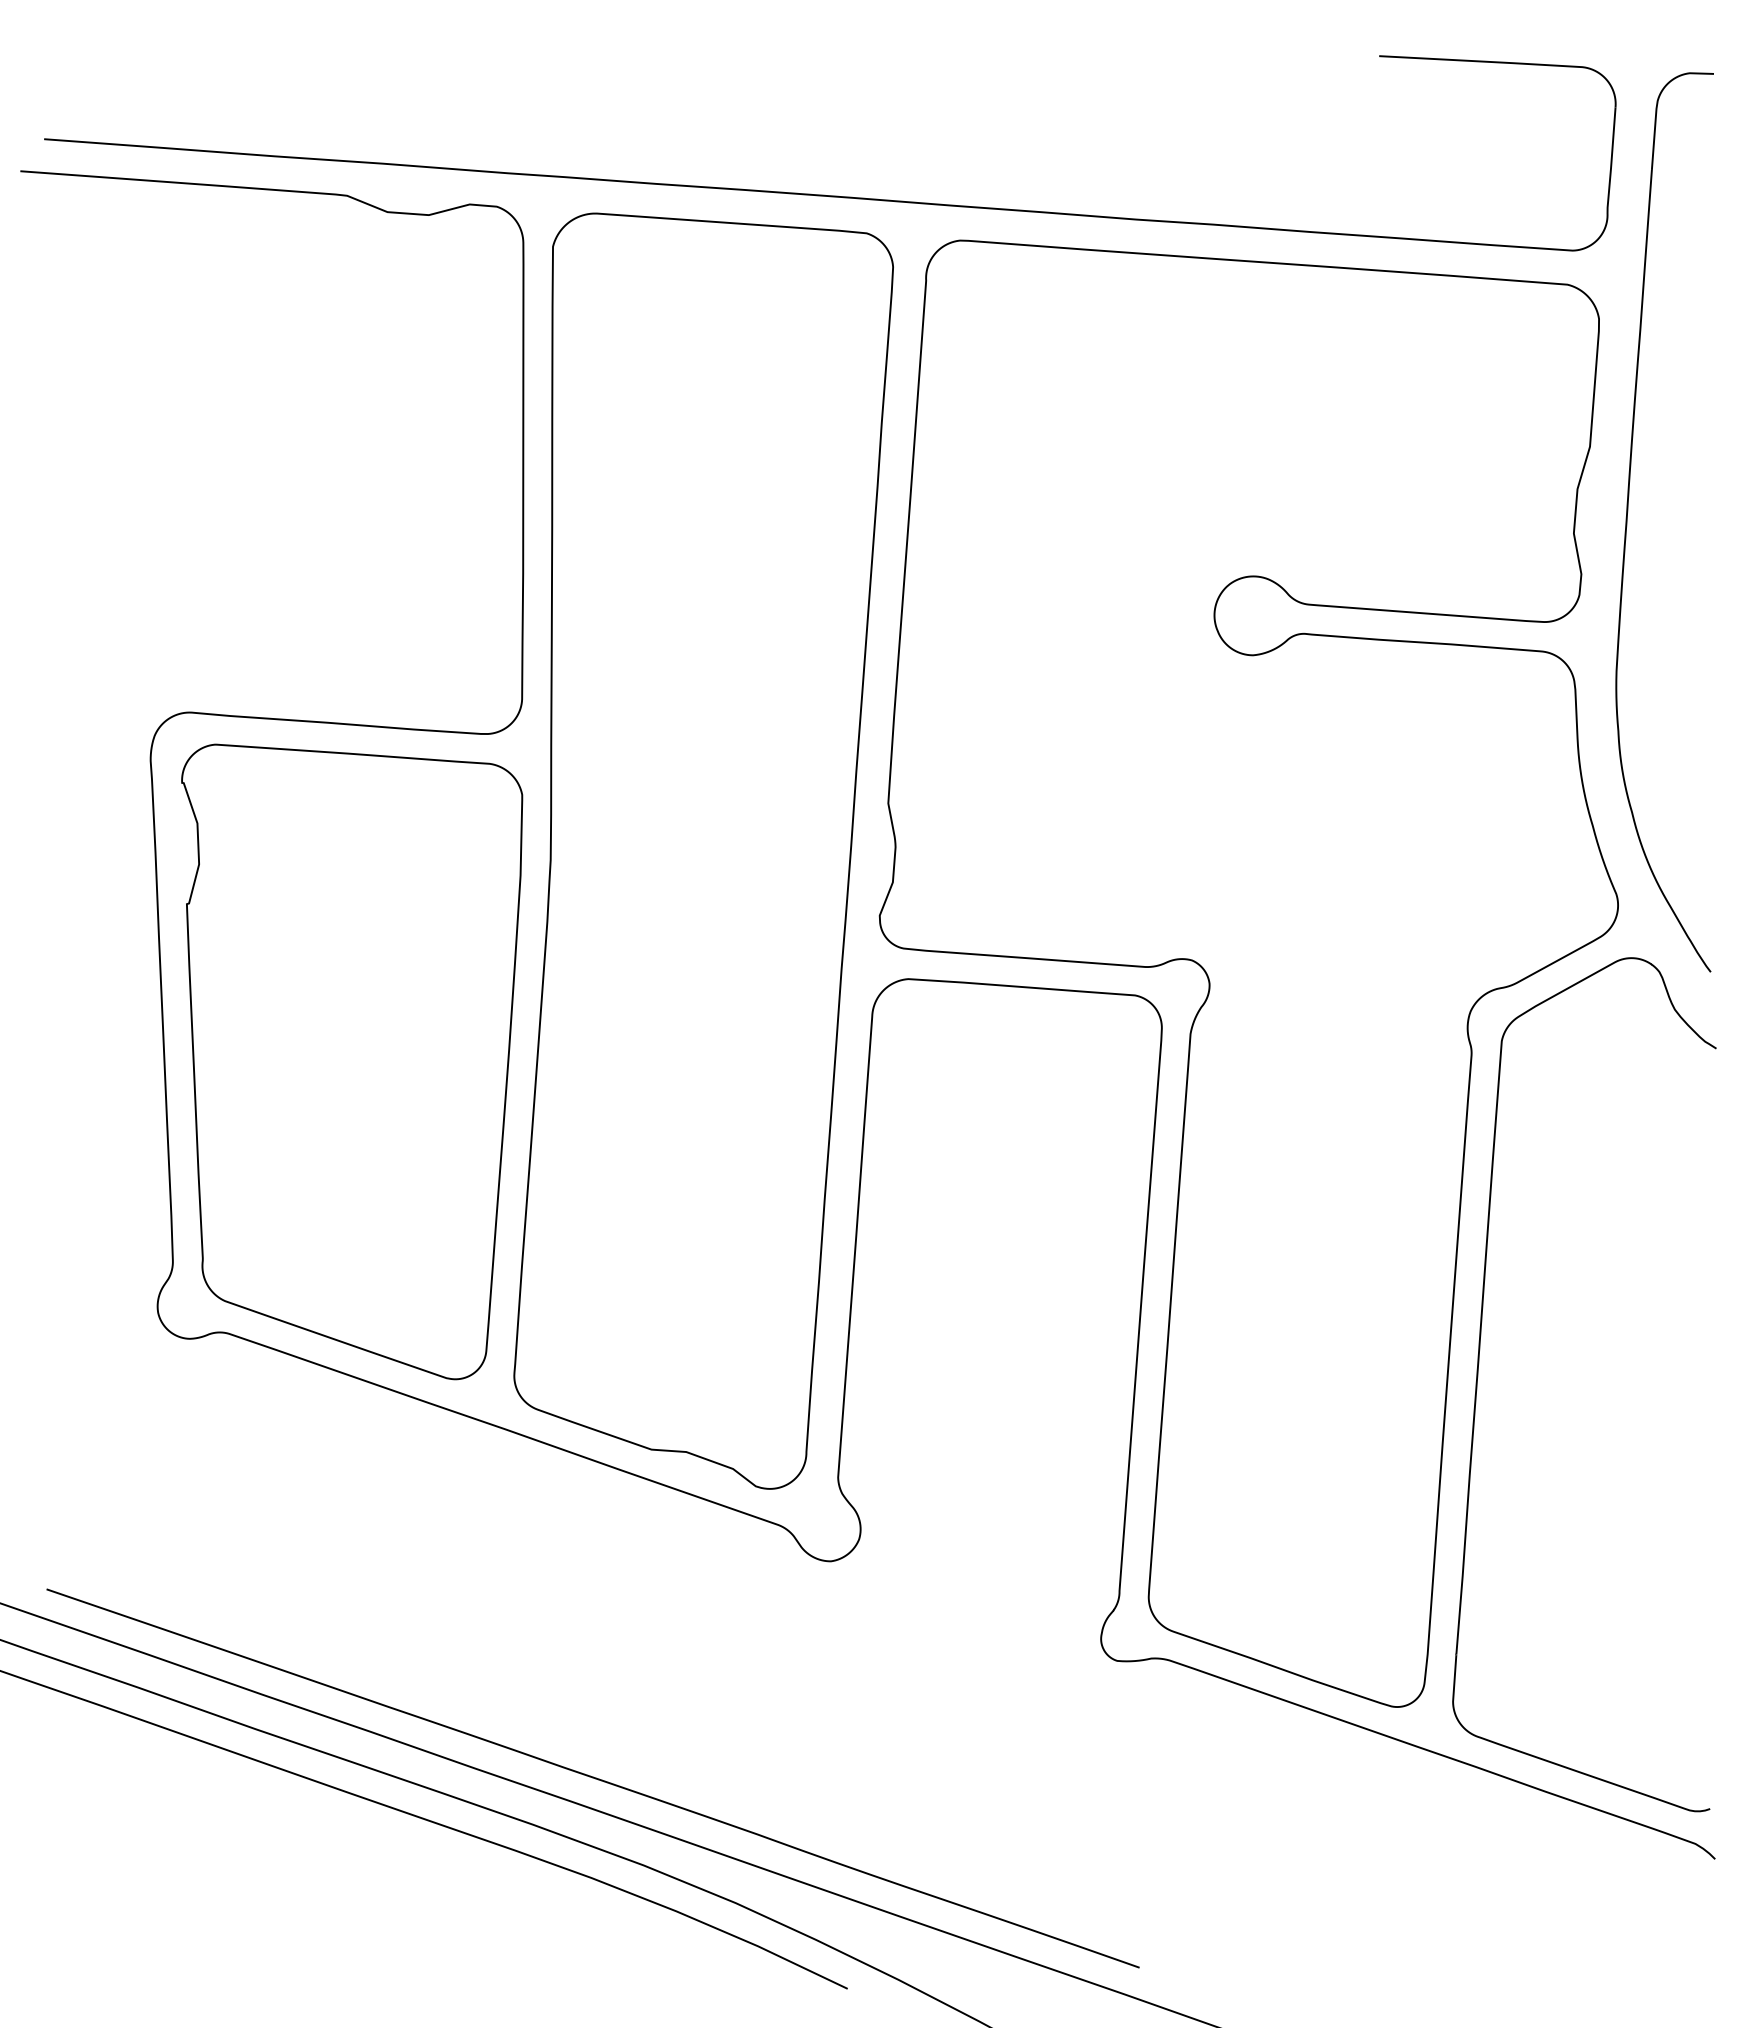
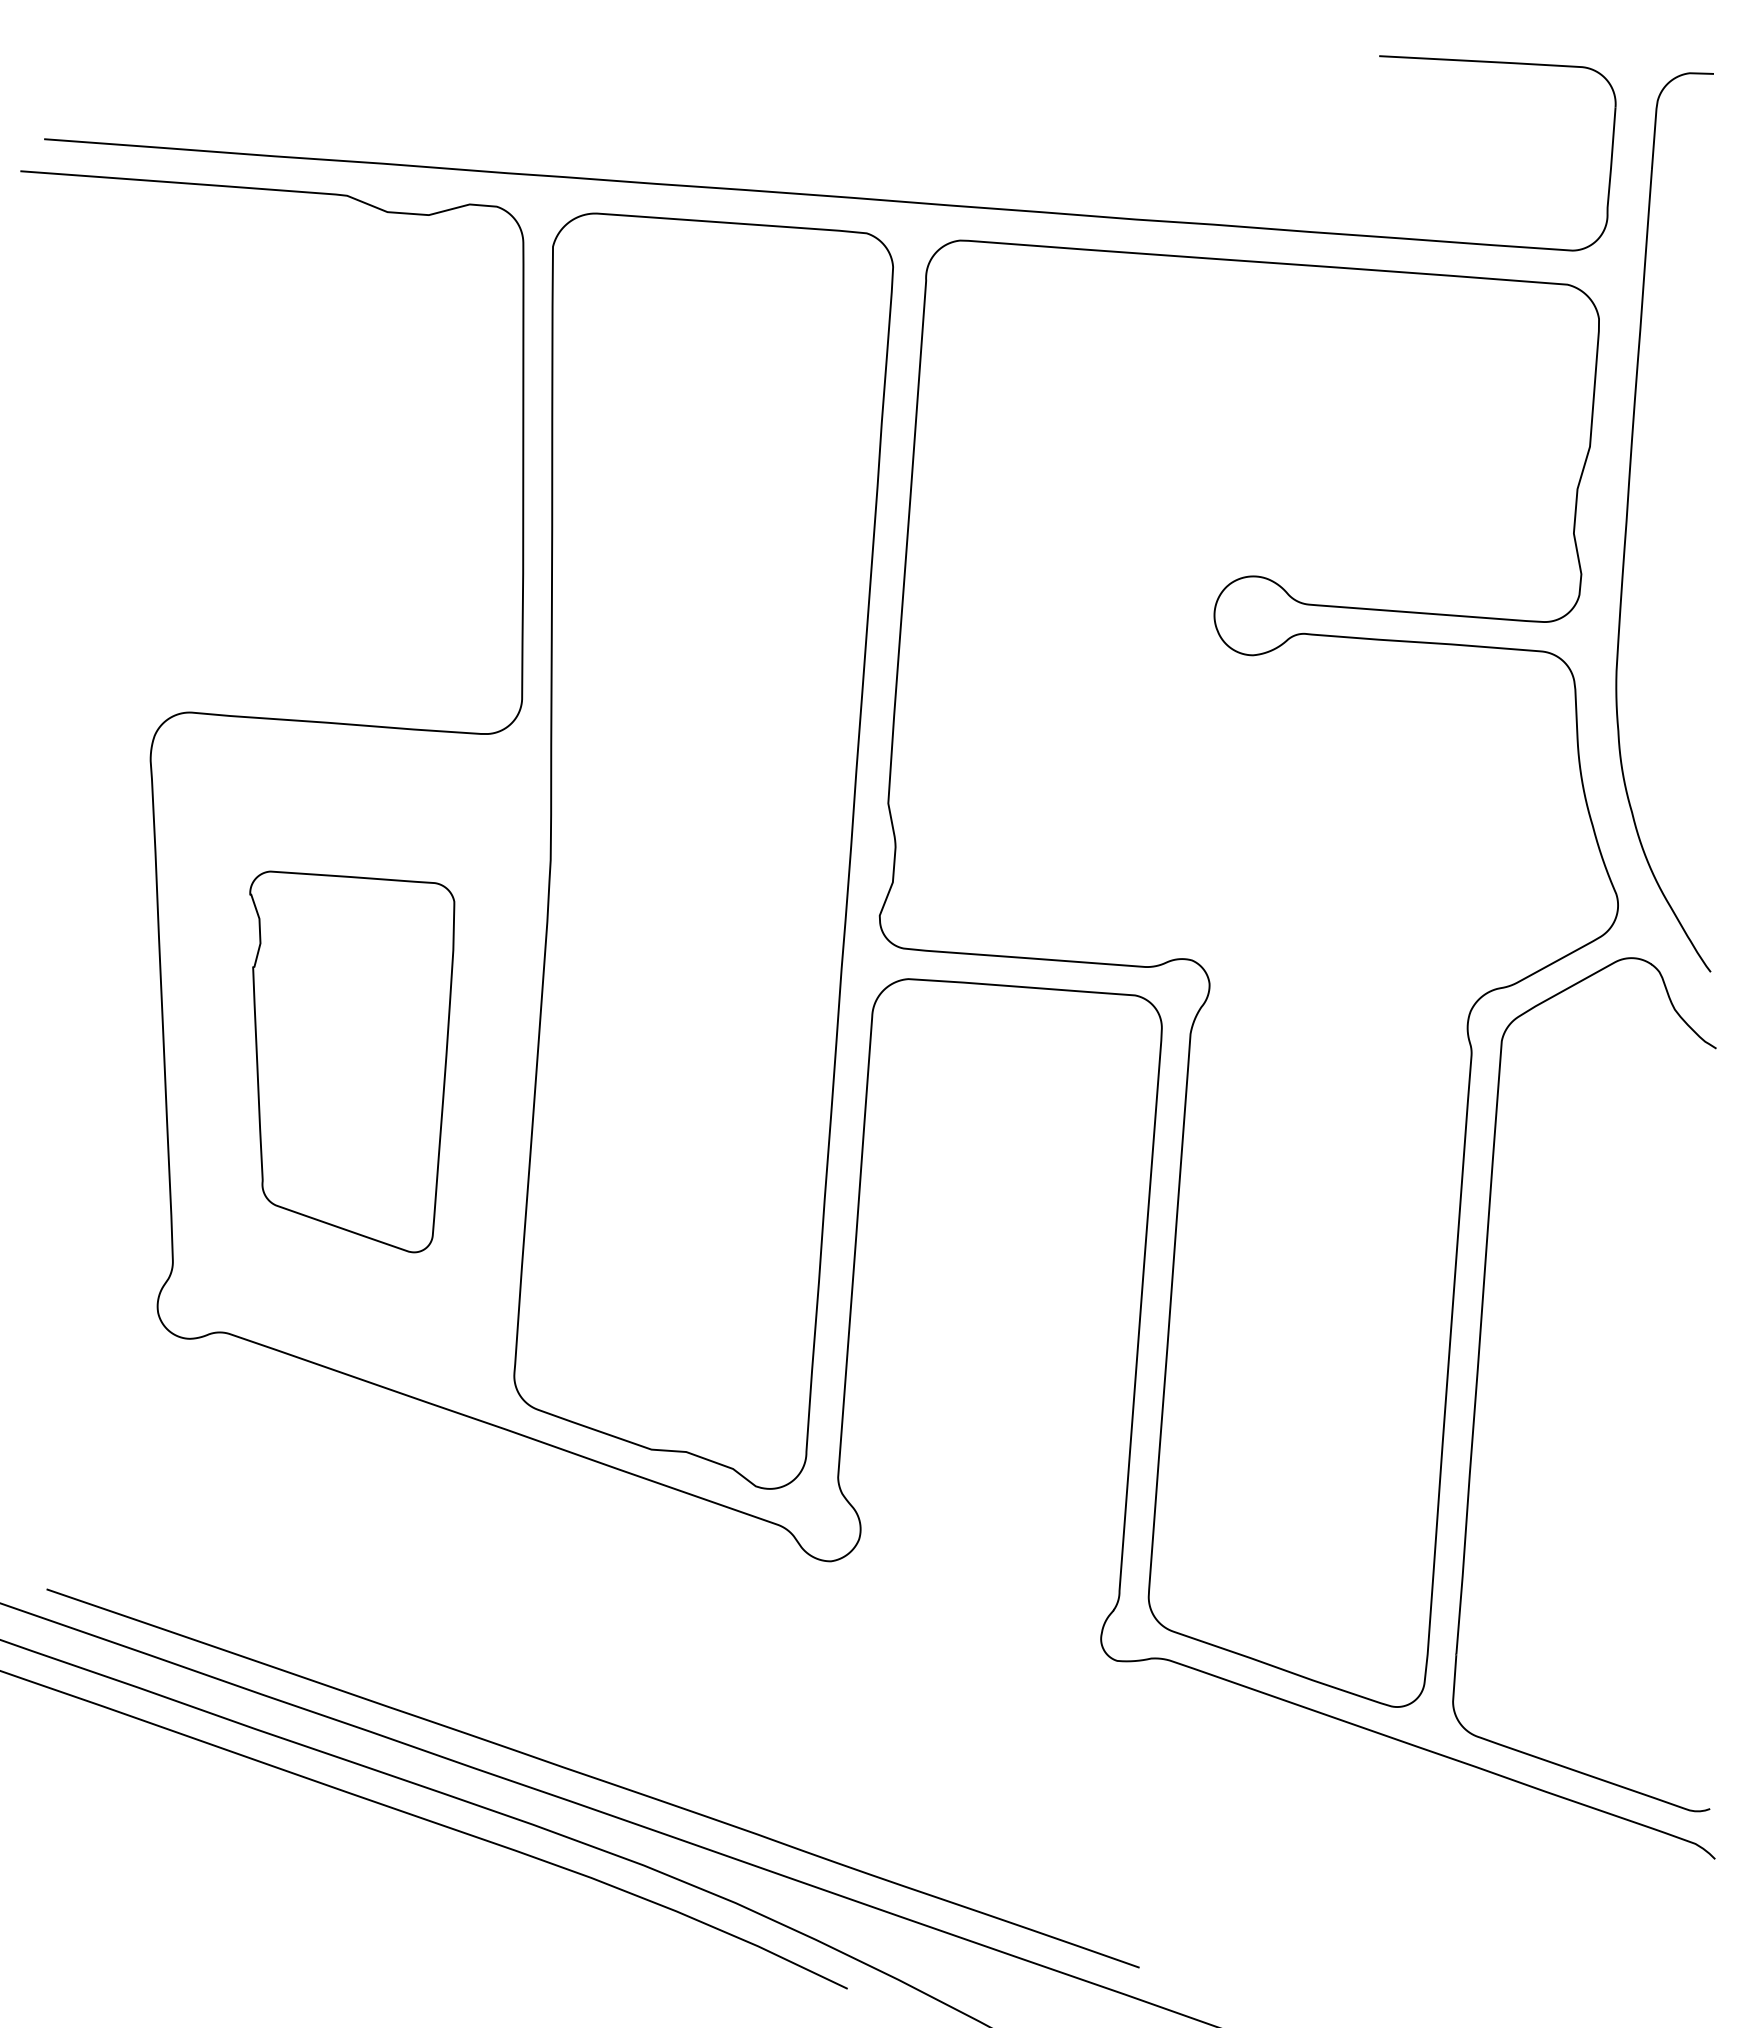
part size: 343x638 px -> 207x384 px (352, 1061)
